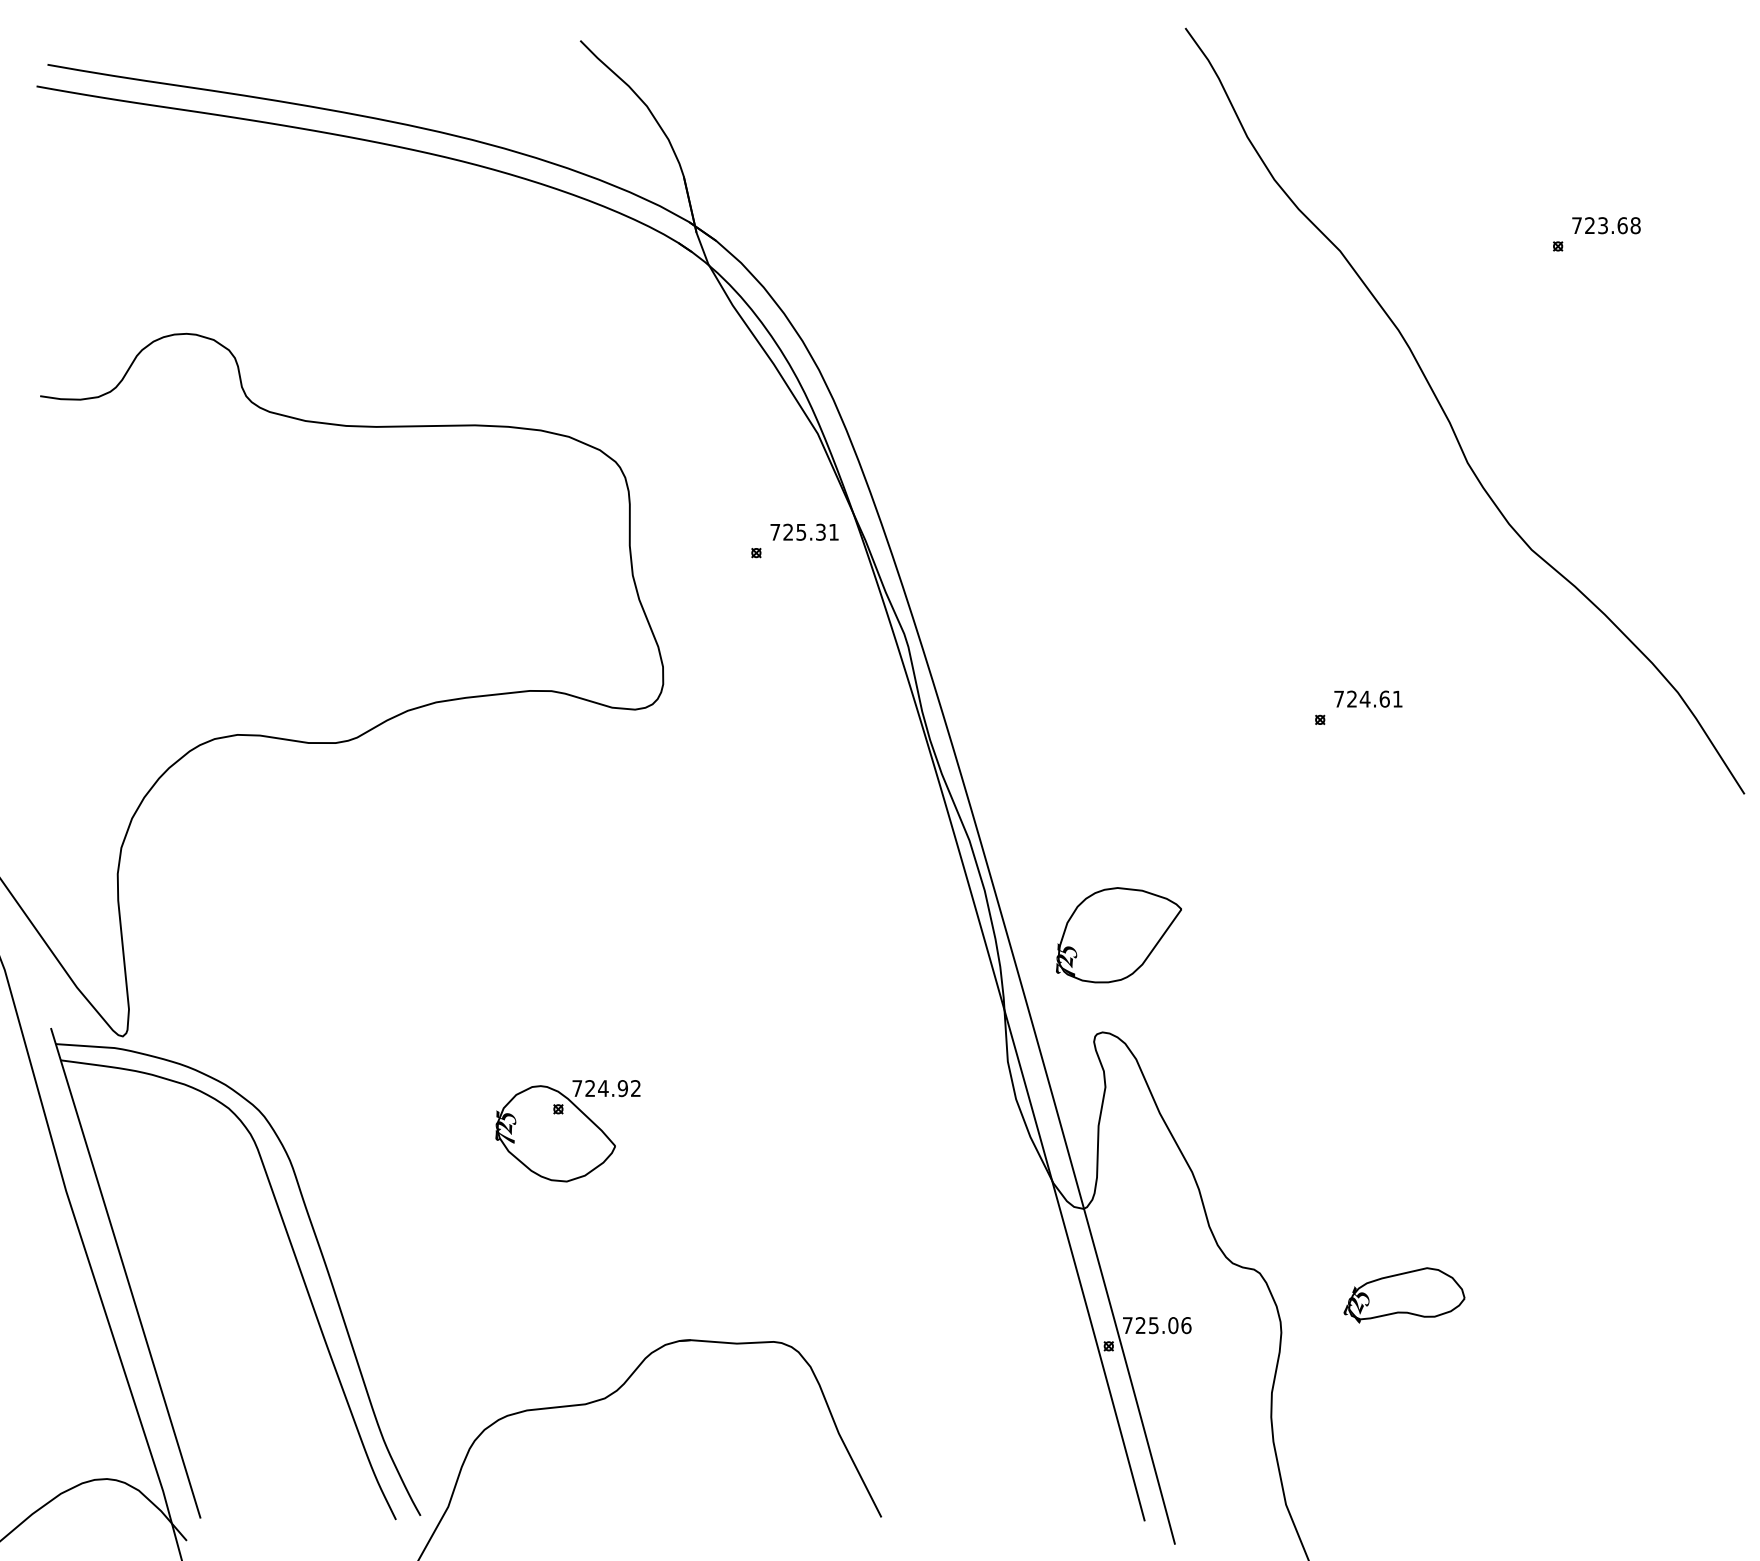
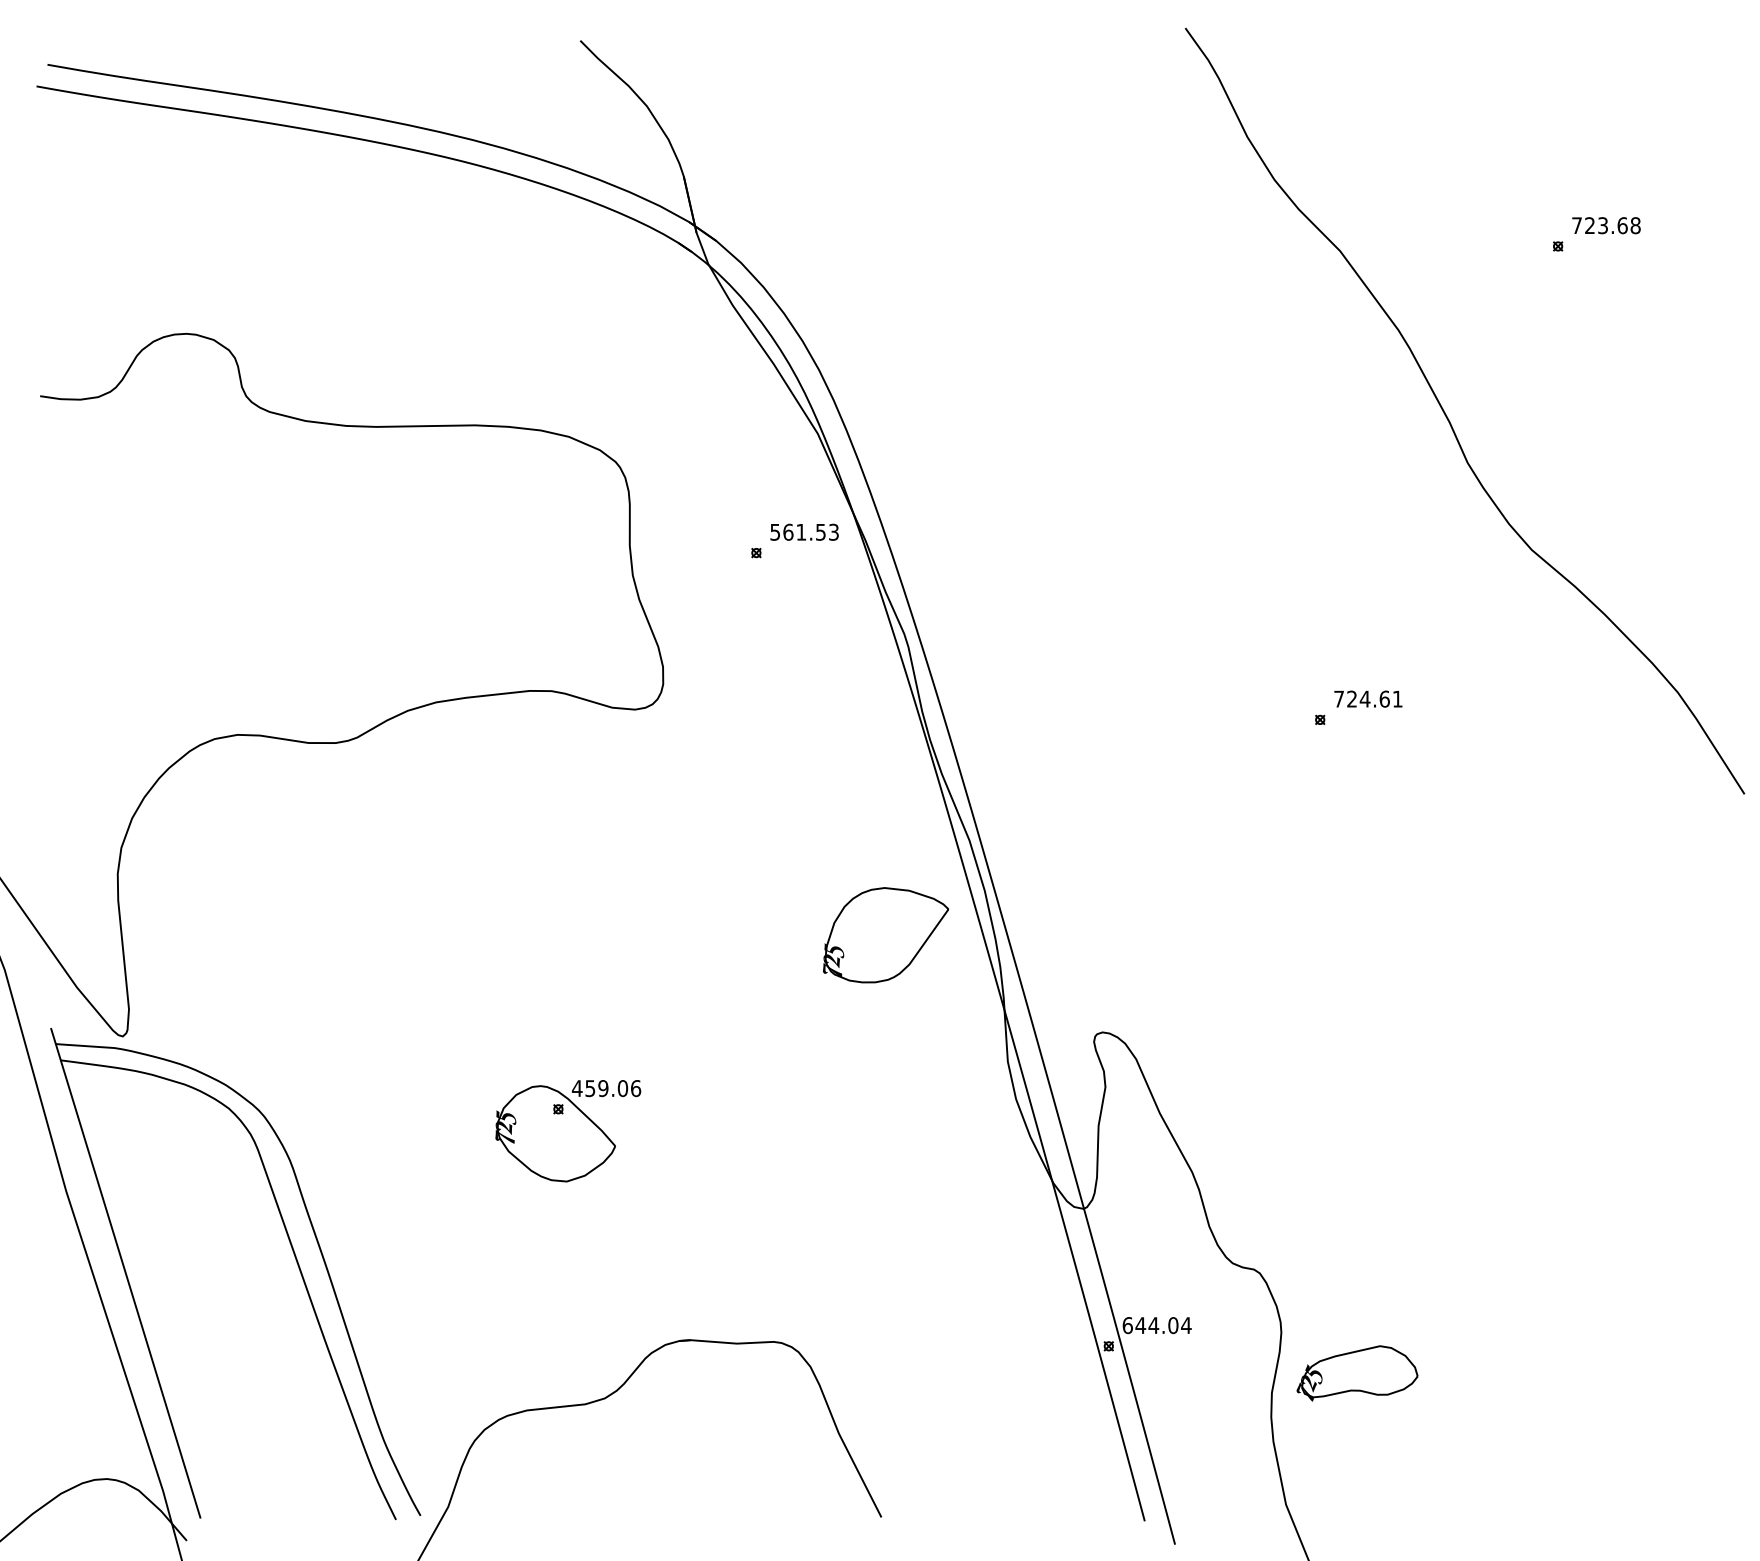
text: 725.31 -> 561.53 (804, 531)
part position: (1118, 935) -> (885, 935) (885, 935)
text: 724.92 -> 459.06 (606, 1088)
part position: (1404, 1295) -> (1357, 1373) (1357, 1373)
text: 725.06 -> 644.04 (1156, 1325)
